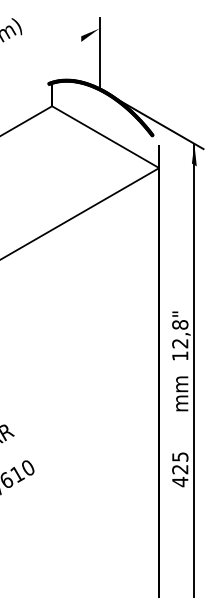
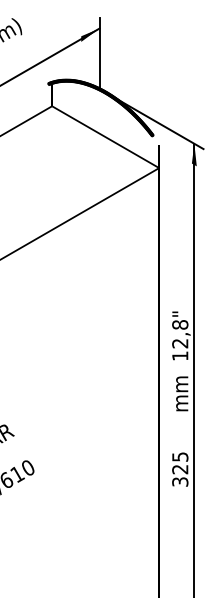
line: none -> present (50, 56)
text: 425 -> 325 (180, 481)
